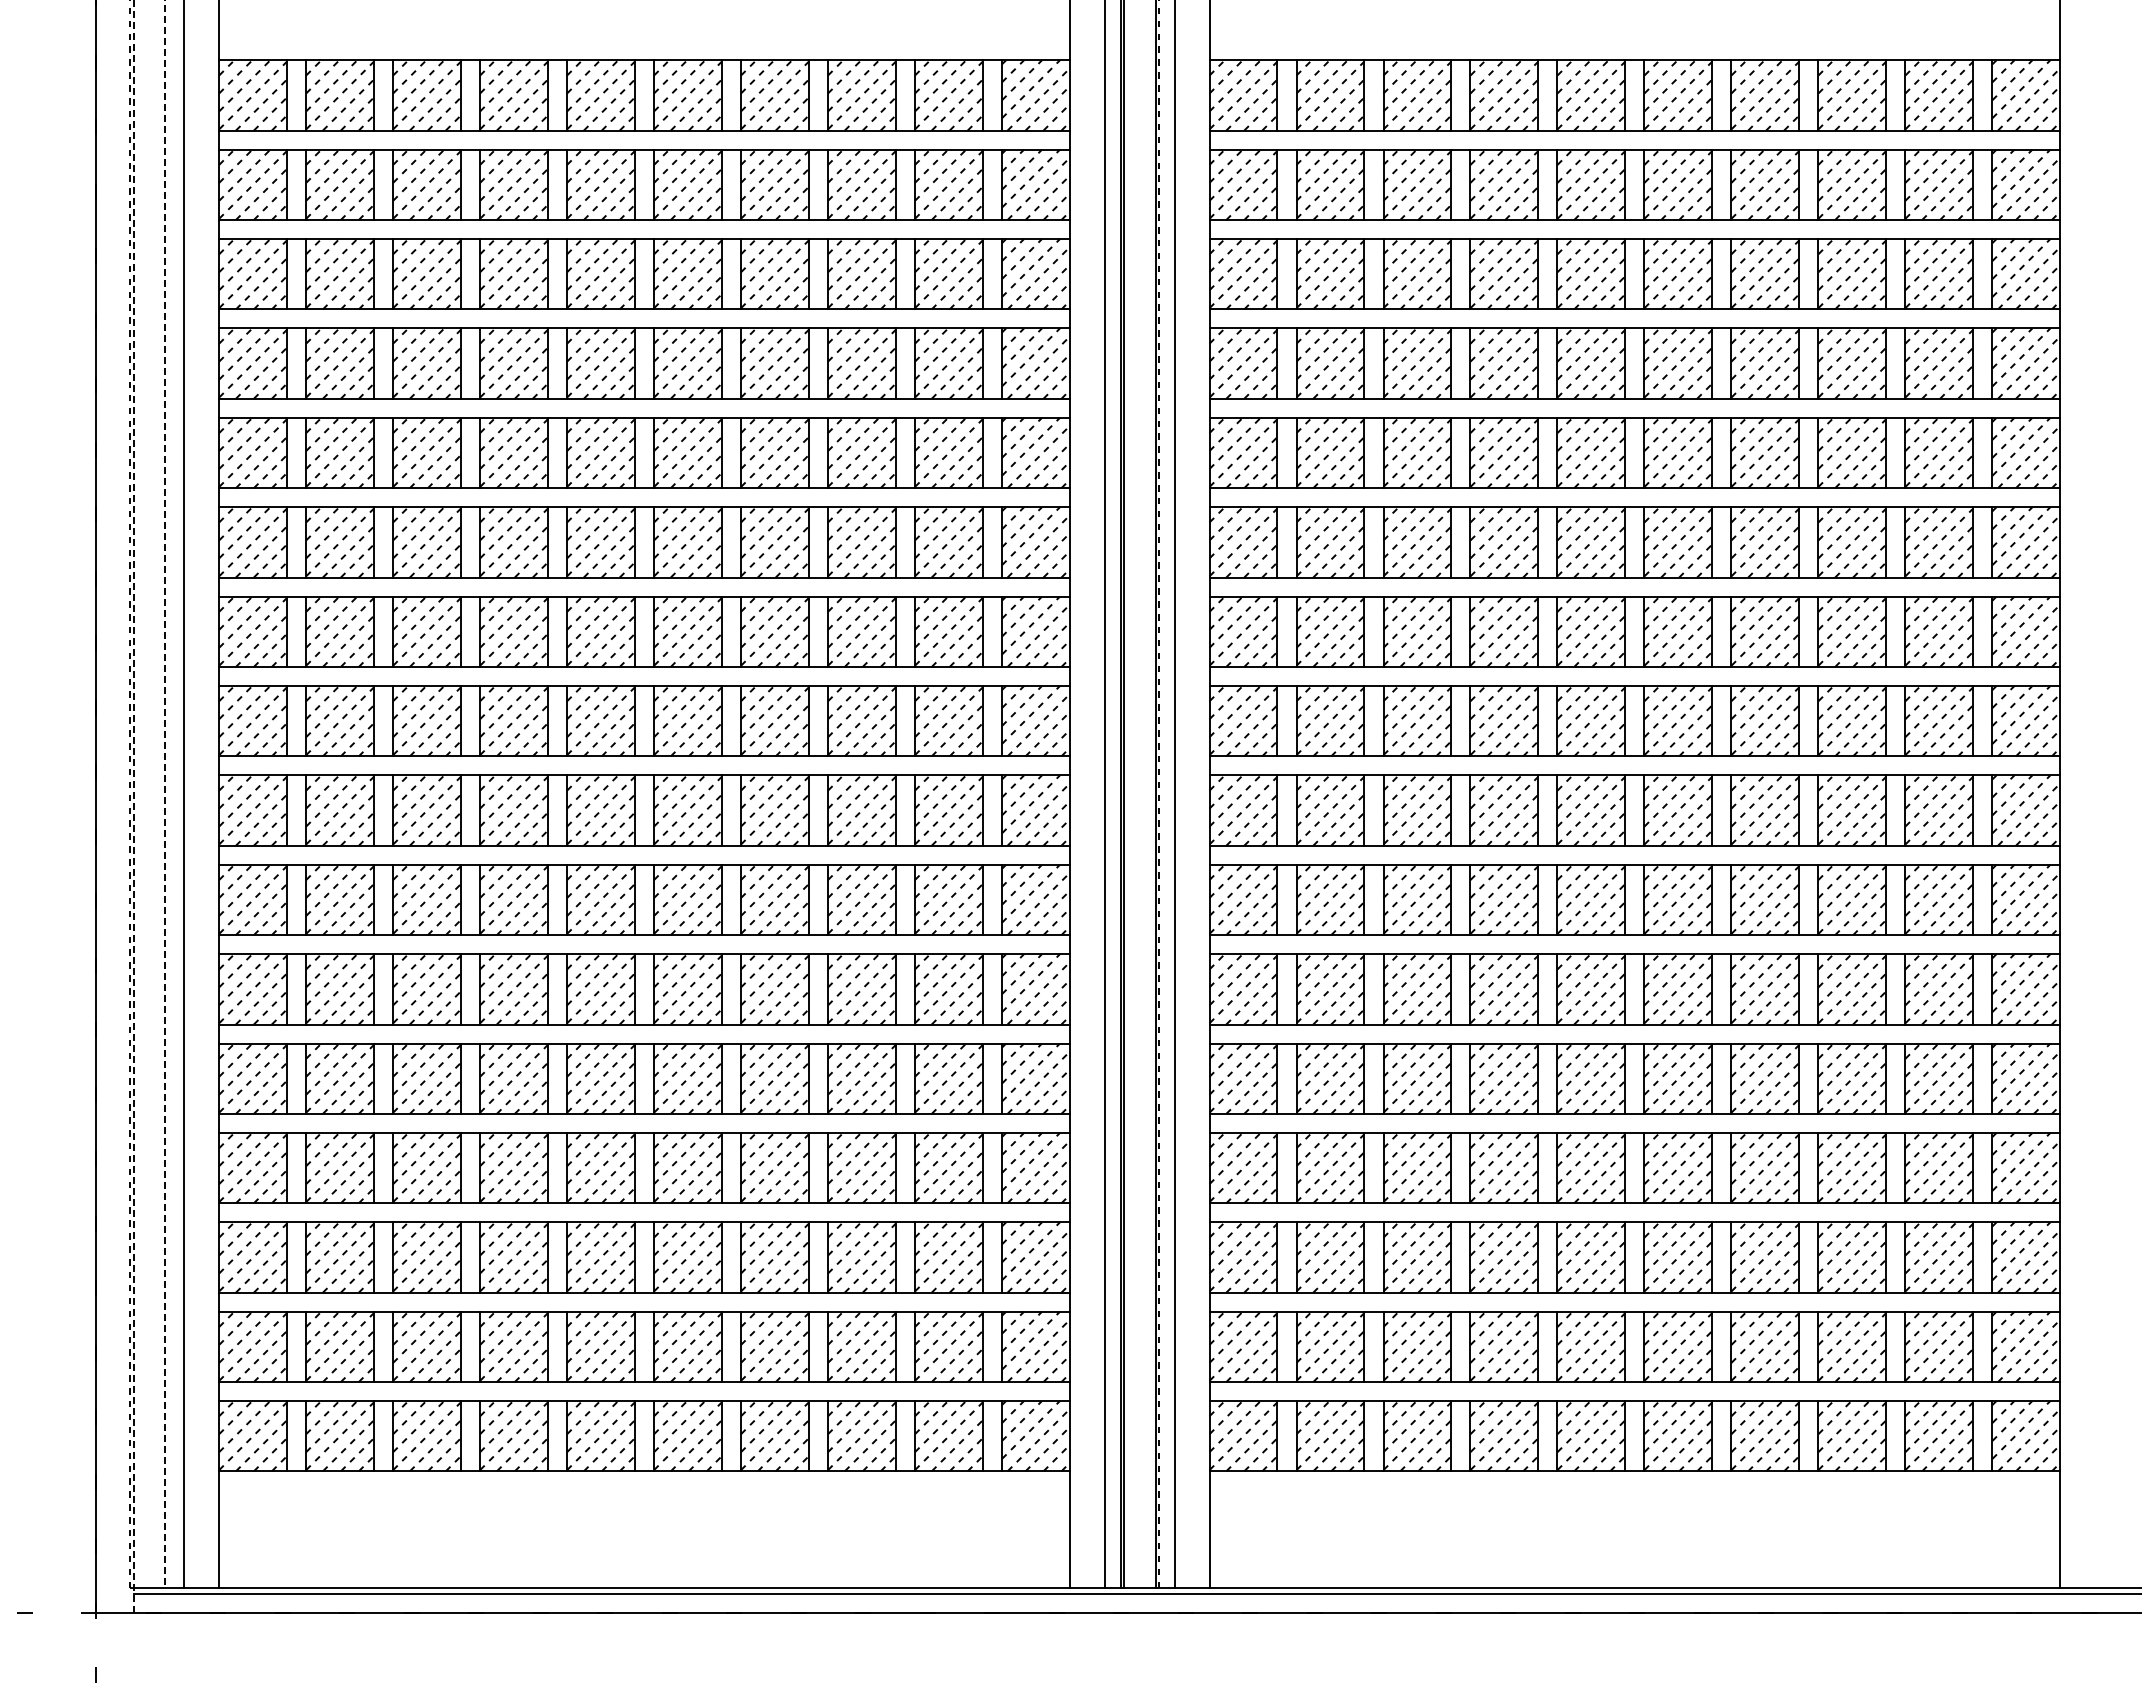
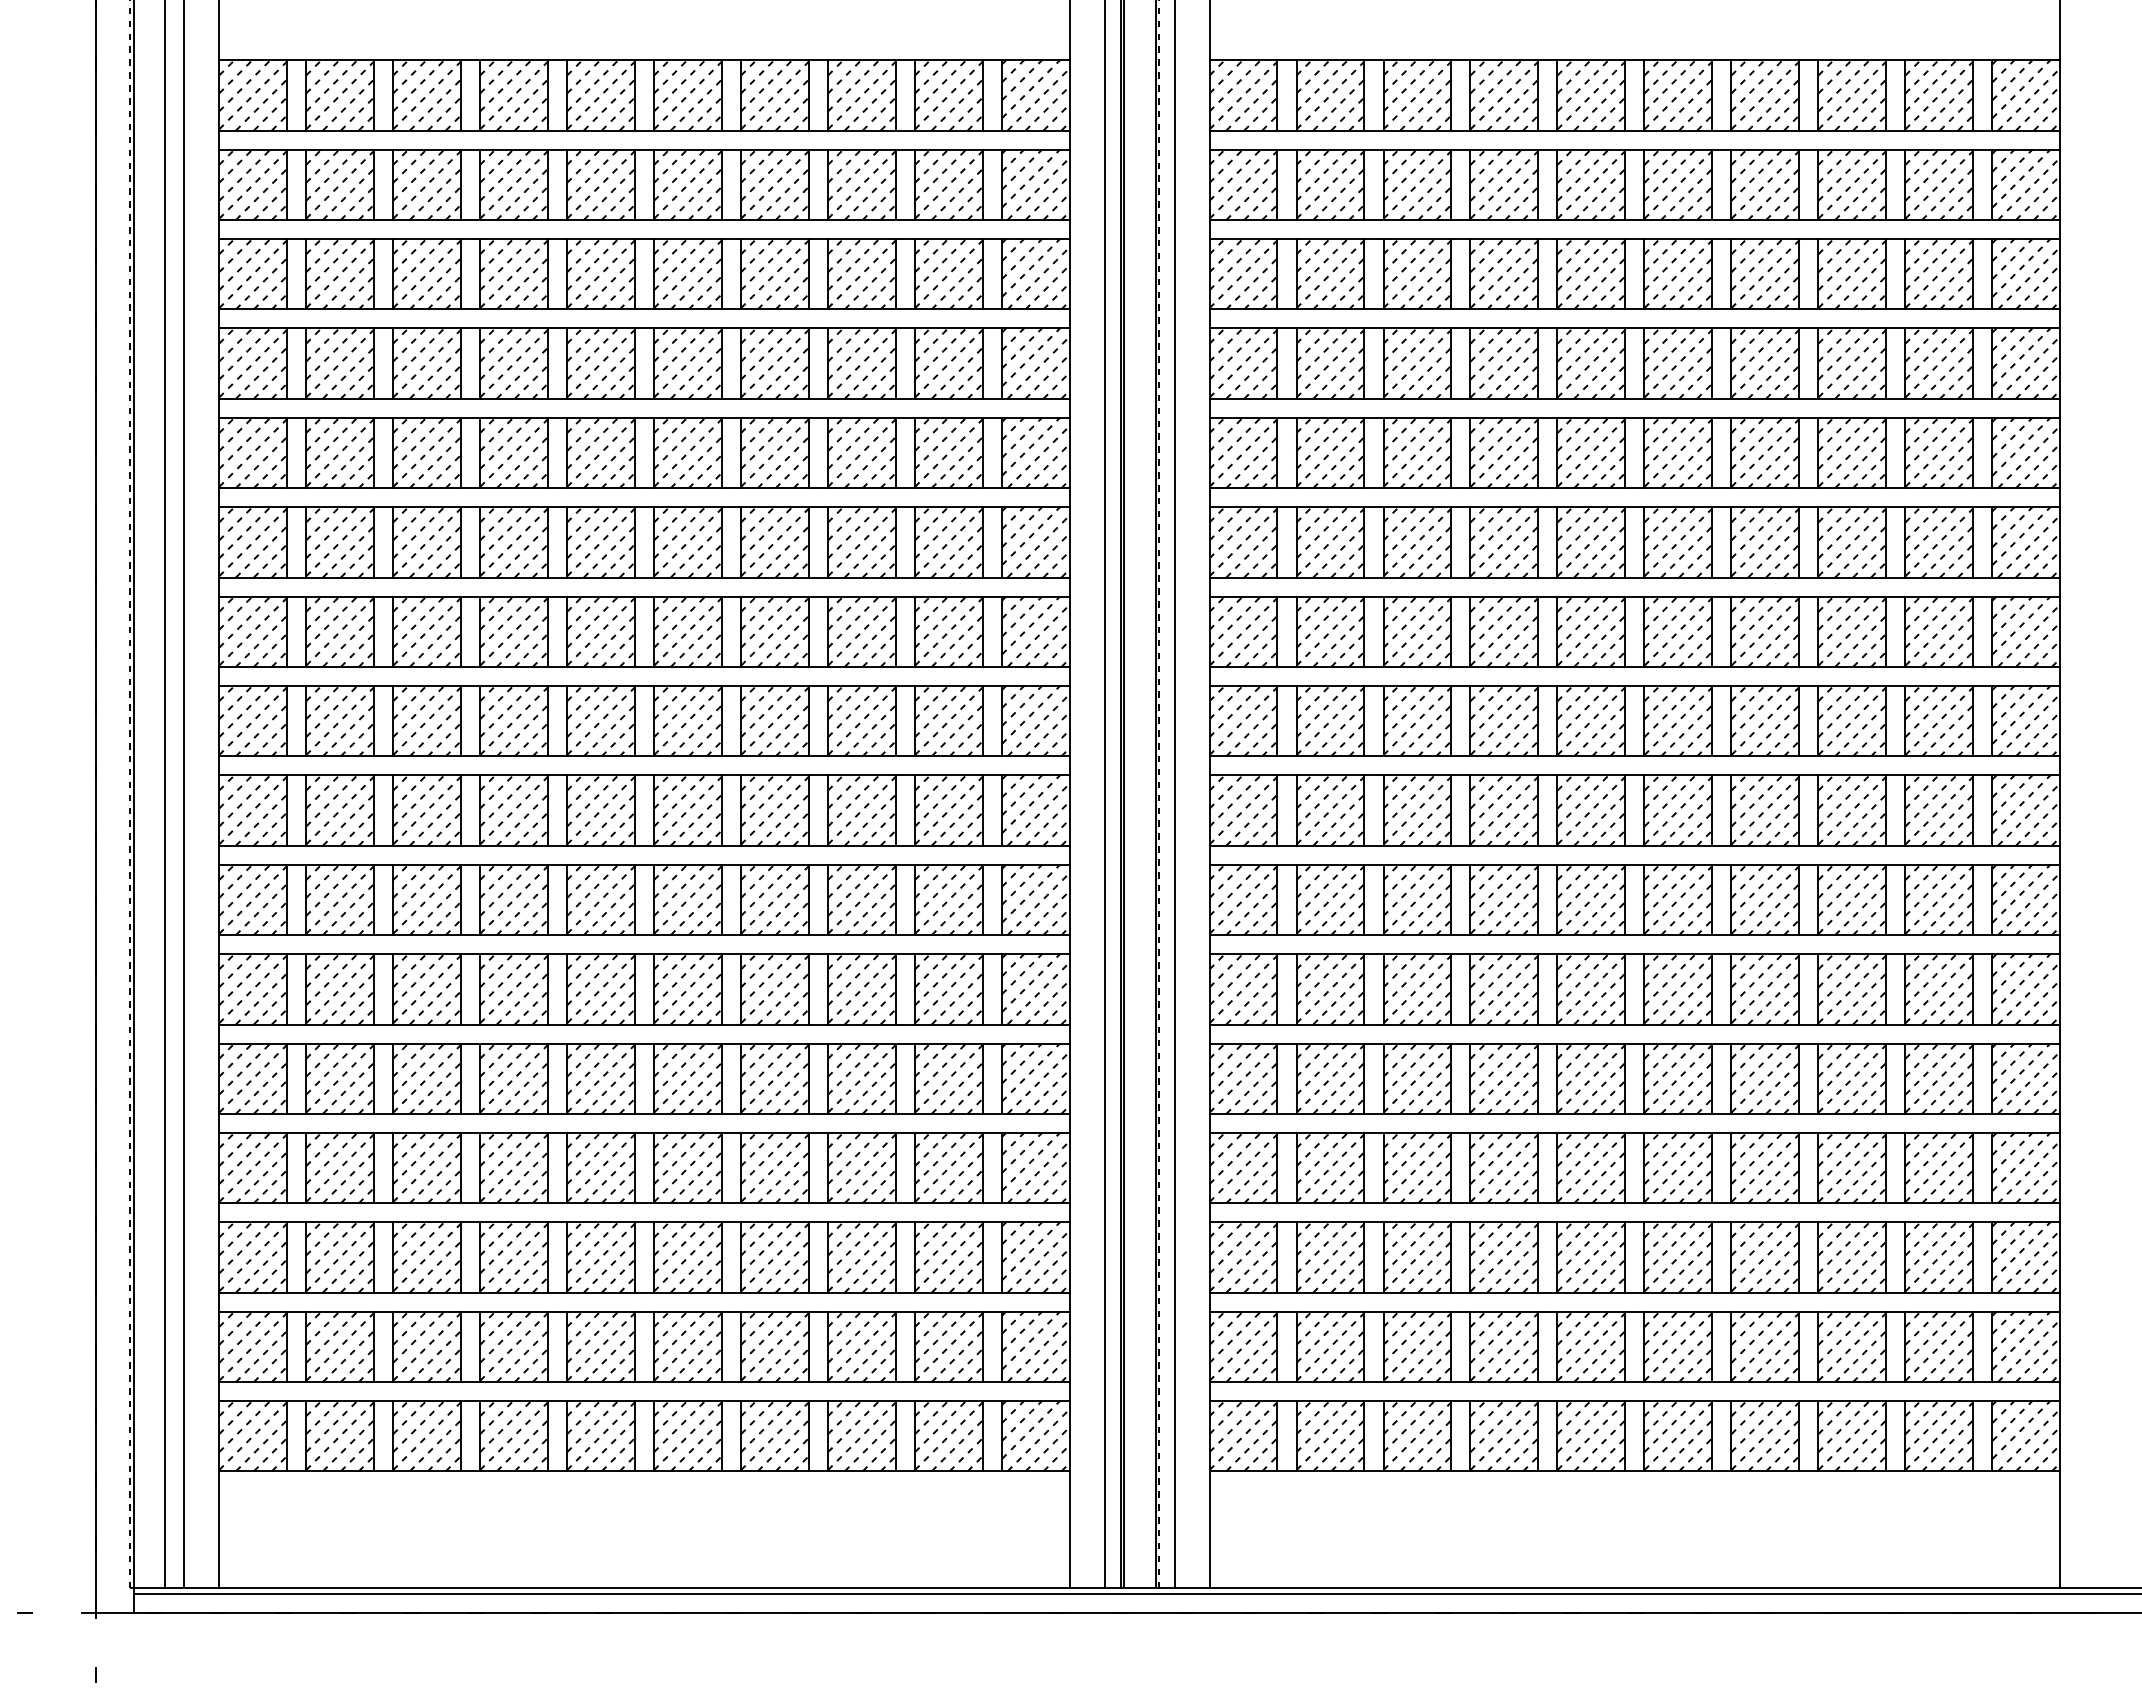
line: dashed -> solid (165, 794)
line: dashed -> solid (134, 806)
